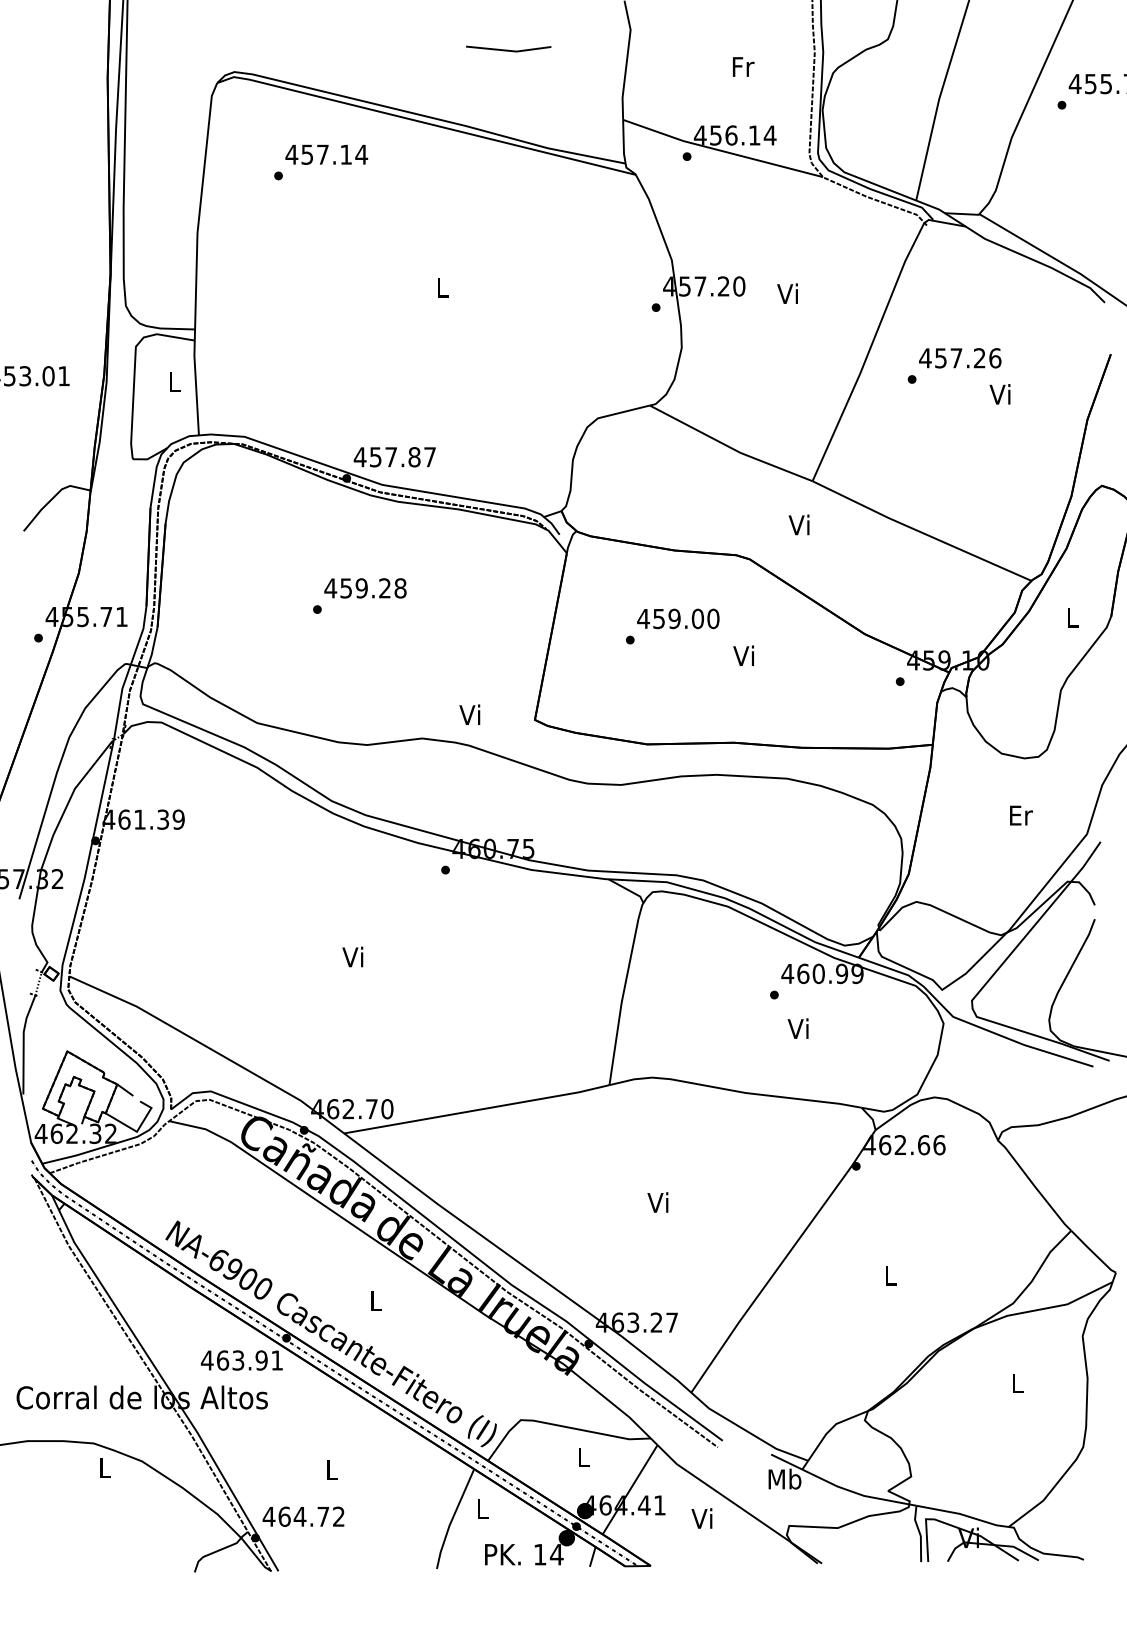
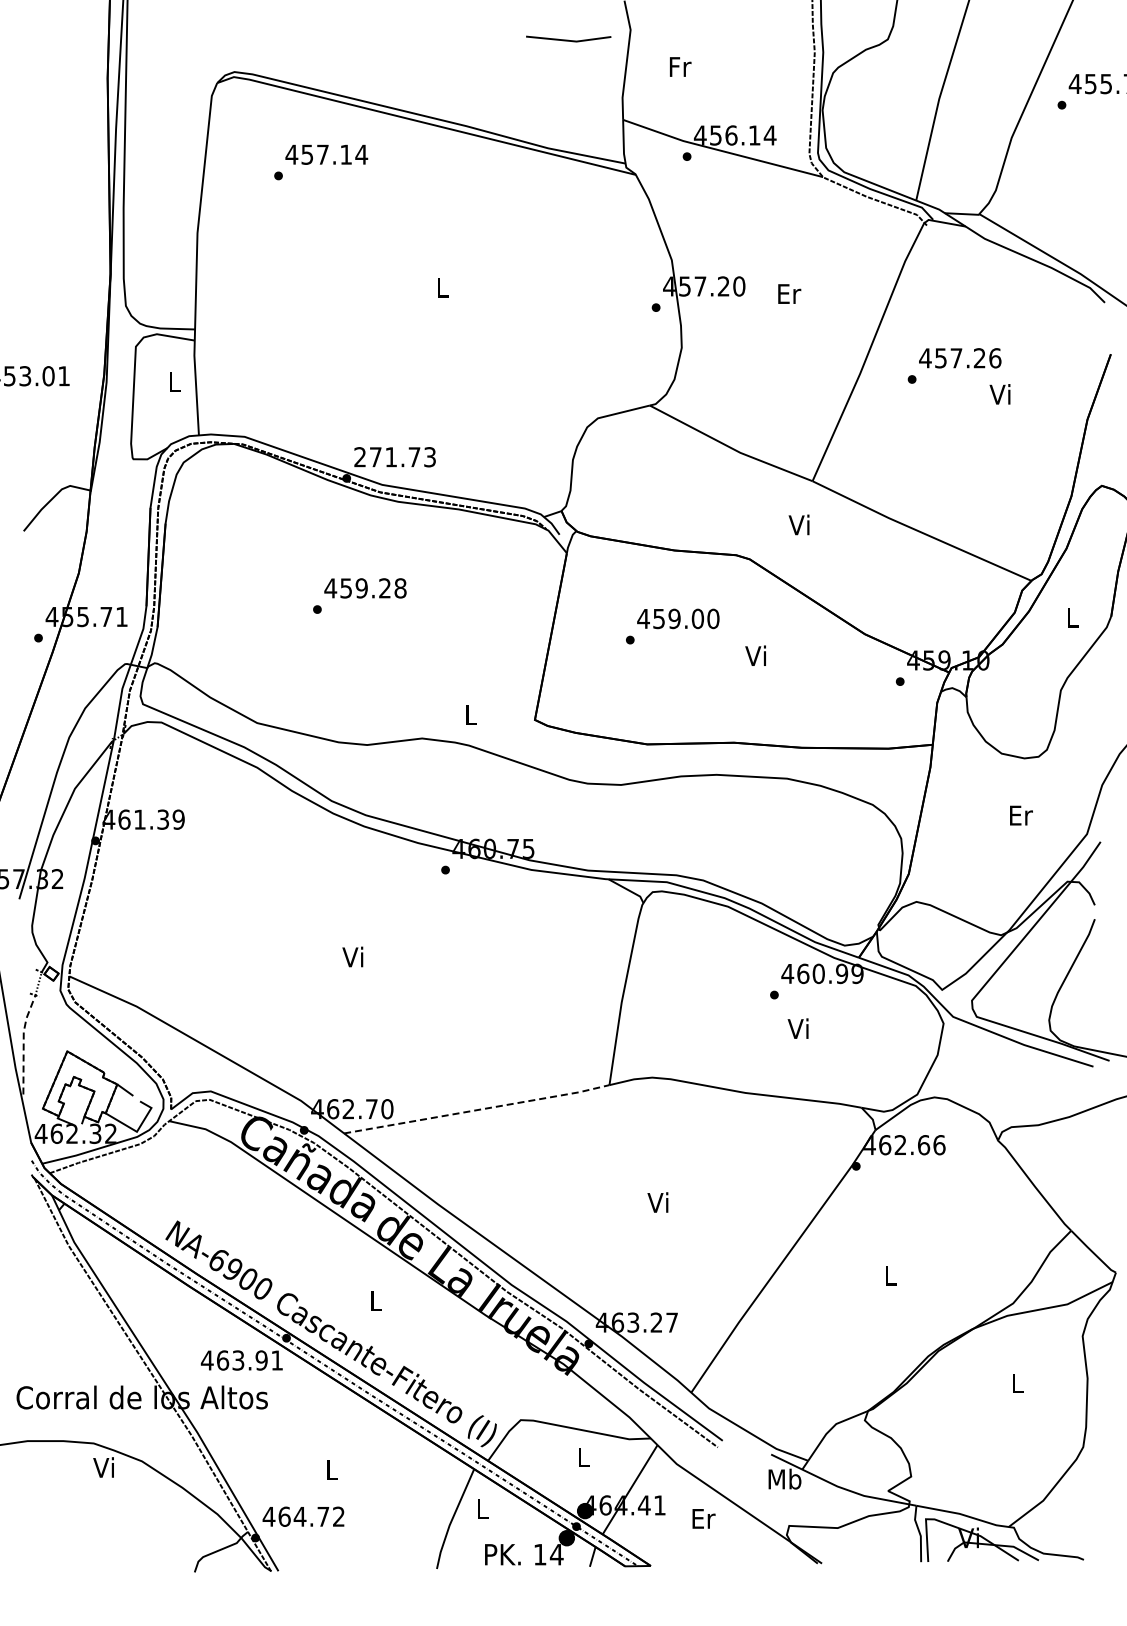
line position: (508, 49) -> (568, 39) (568, 39)
text position: (743, 66) -> (680, 66) (680, 66)
text: Vi -> Er (789, 293)
text: 457.87 -> 271.73 (394, 457)
text position: (743, 655) -> (755, 655) (755, 655)
text: Vi -> L (469, 714)
line: solid -> dashed (23, 1041)
line: solid -> dashed (477, 1110)
text: L -> Vi (103, 1467)
text: Vi -> Er (703, 1518)
